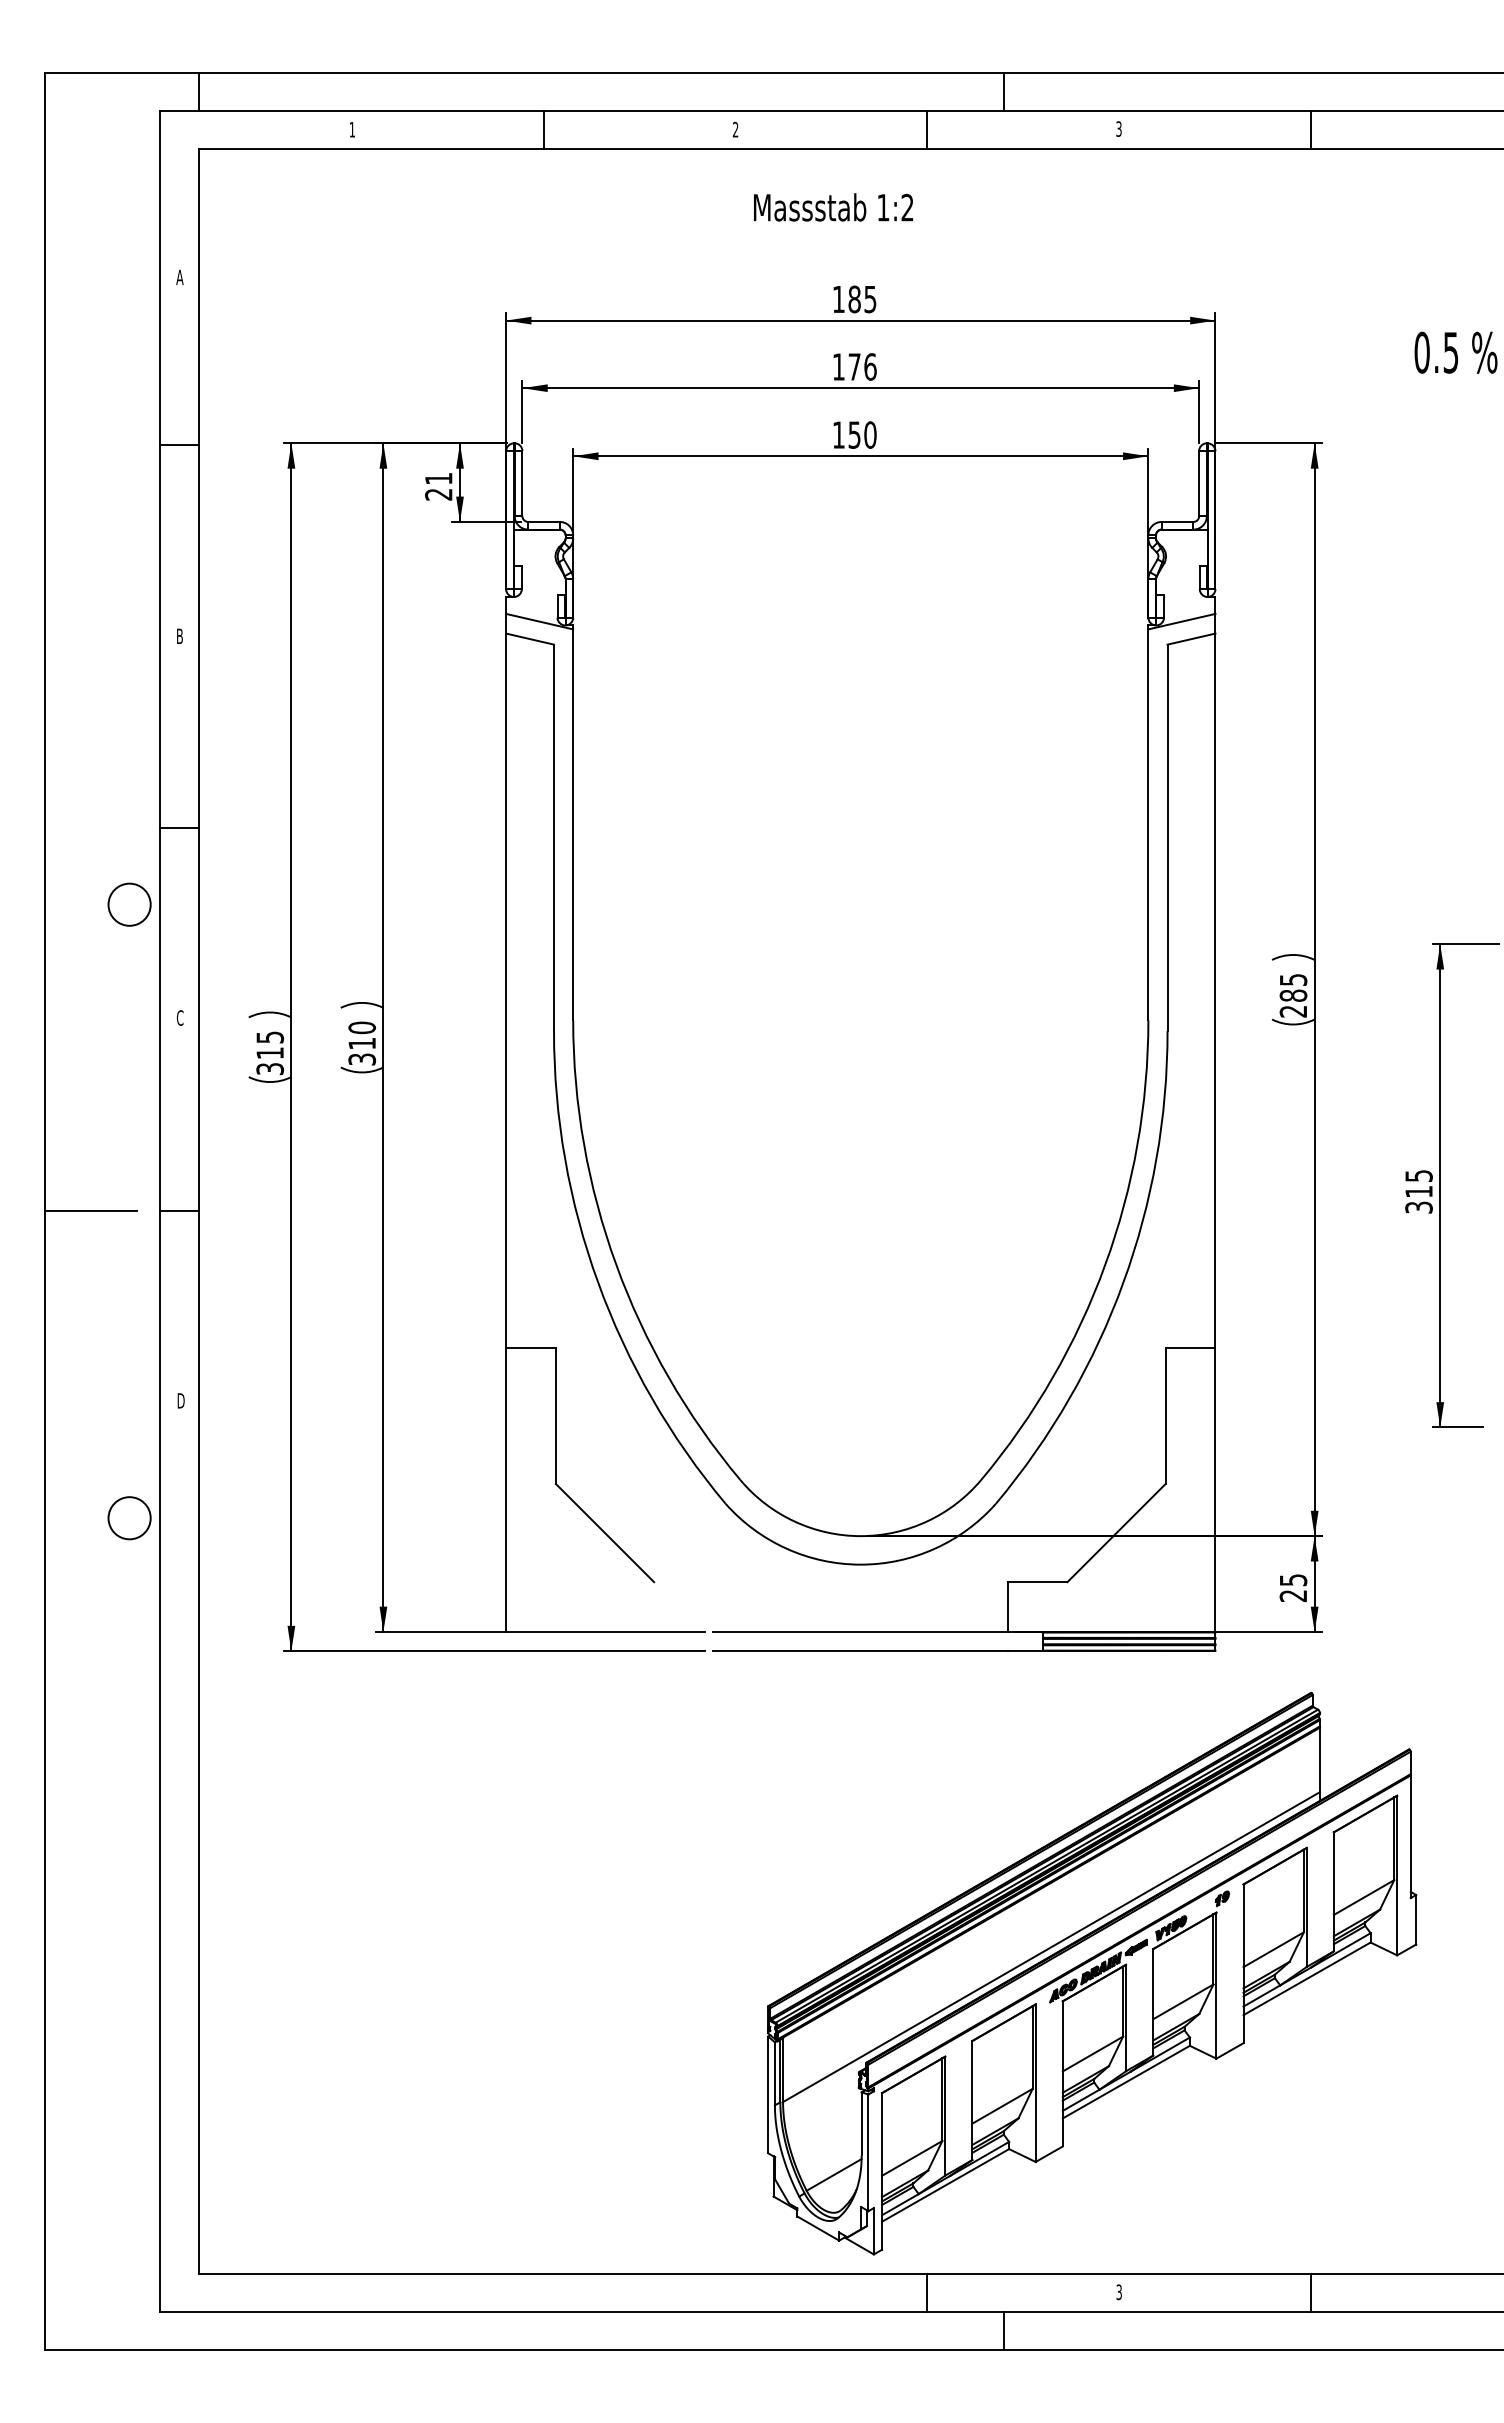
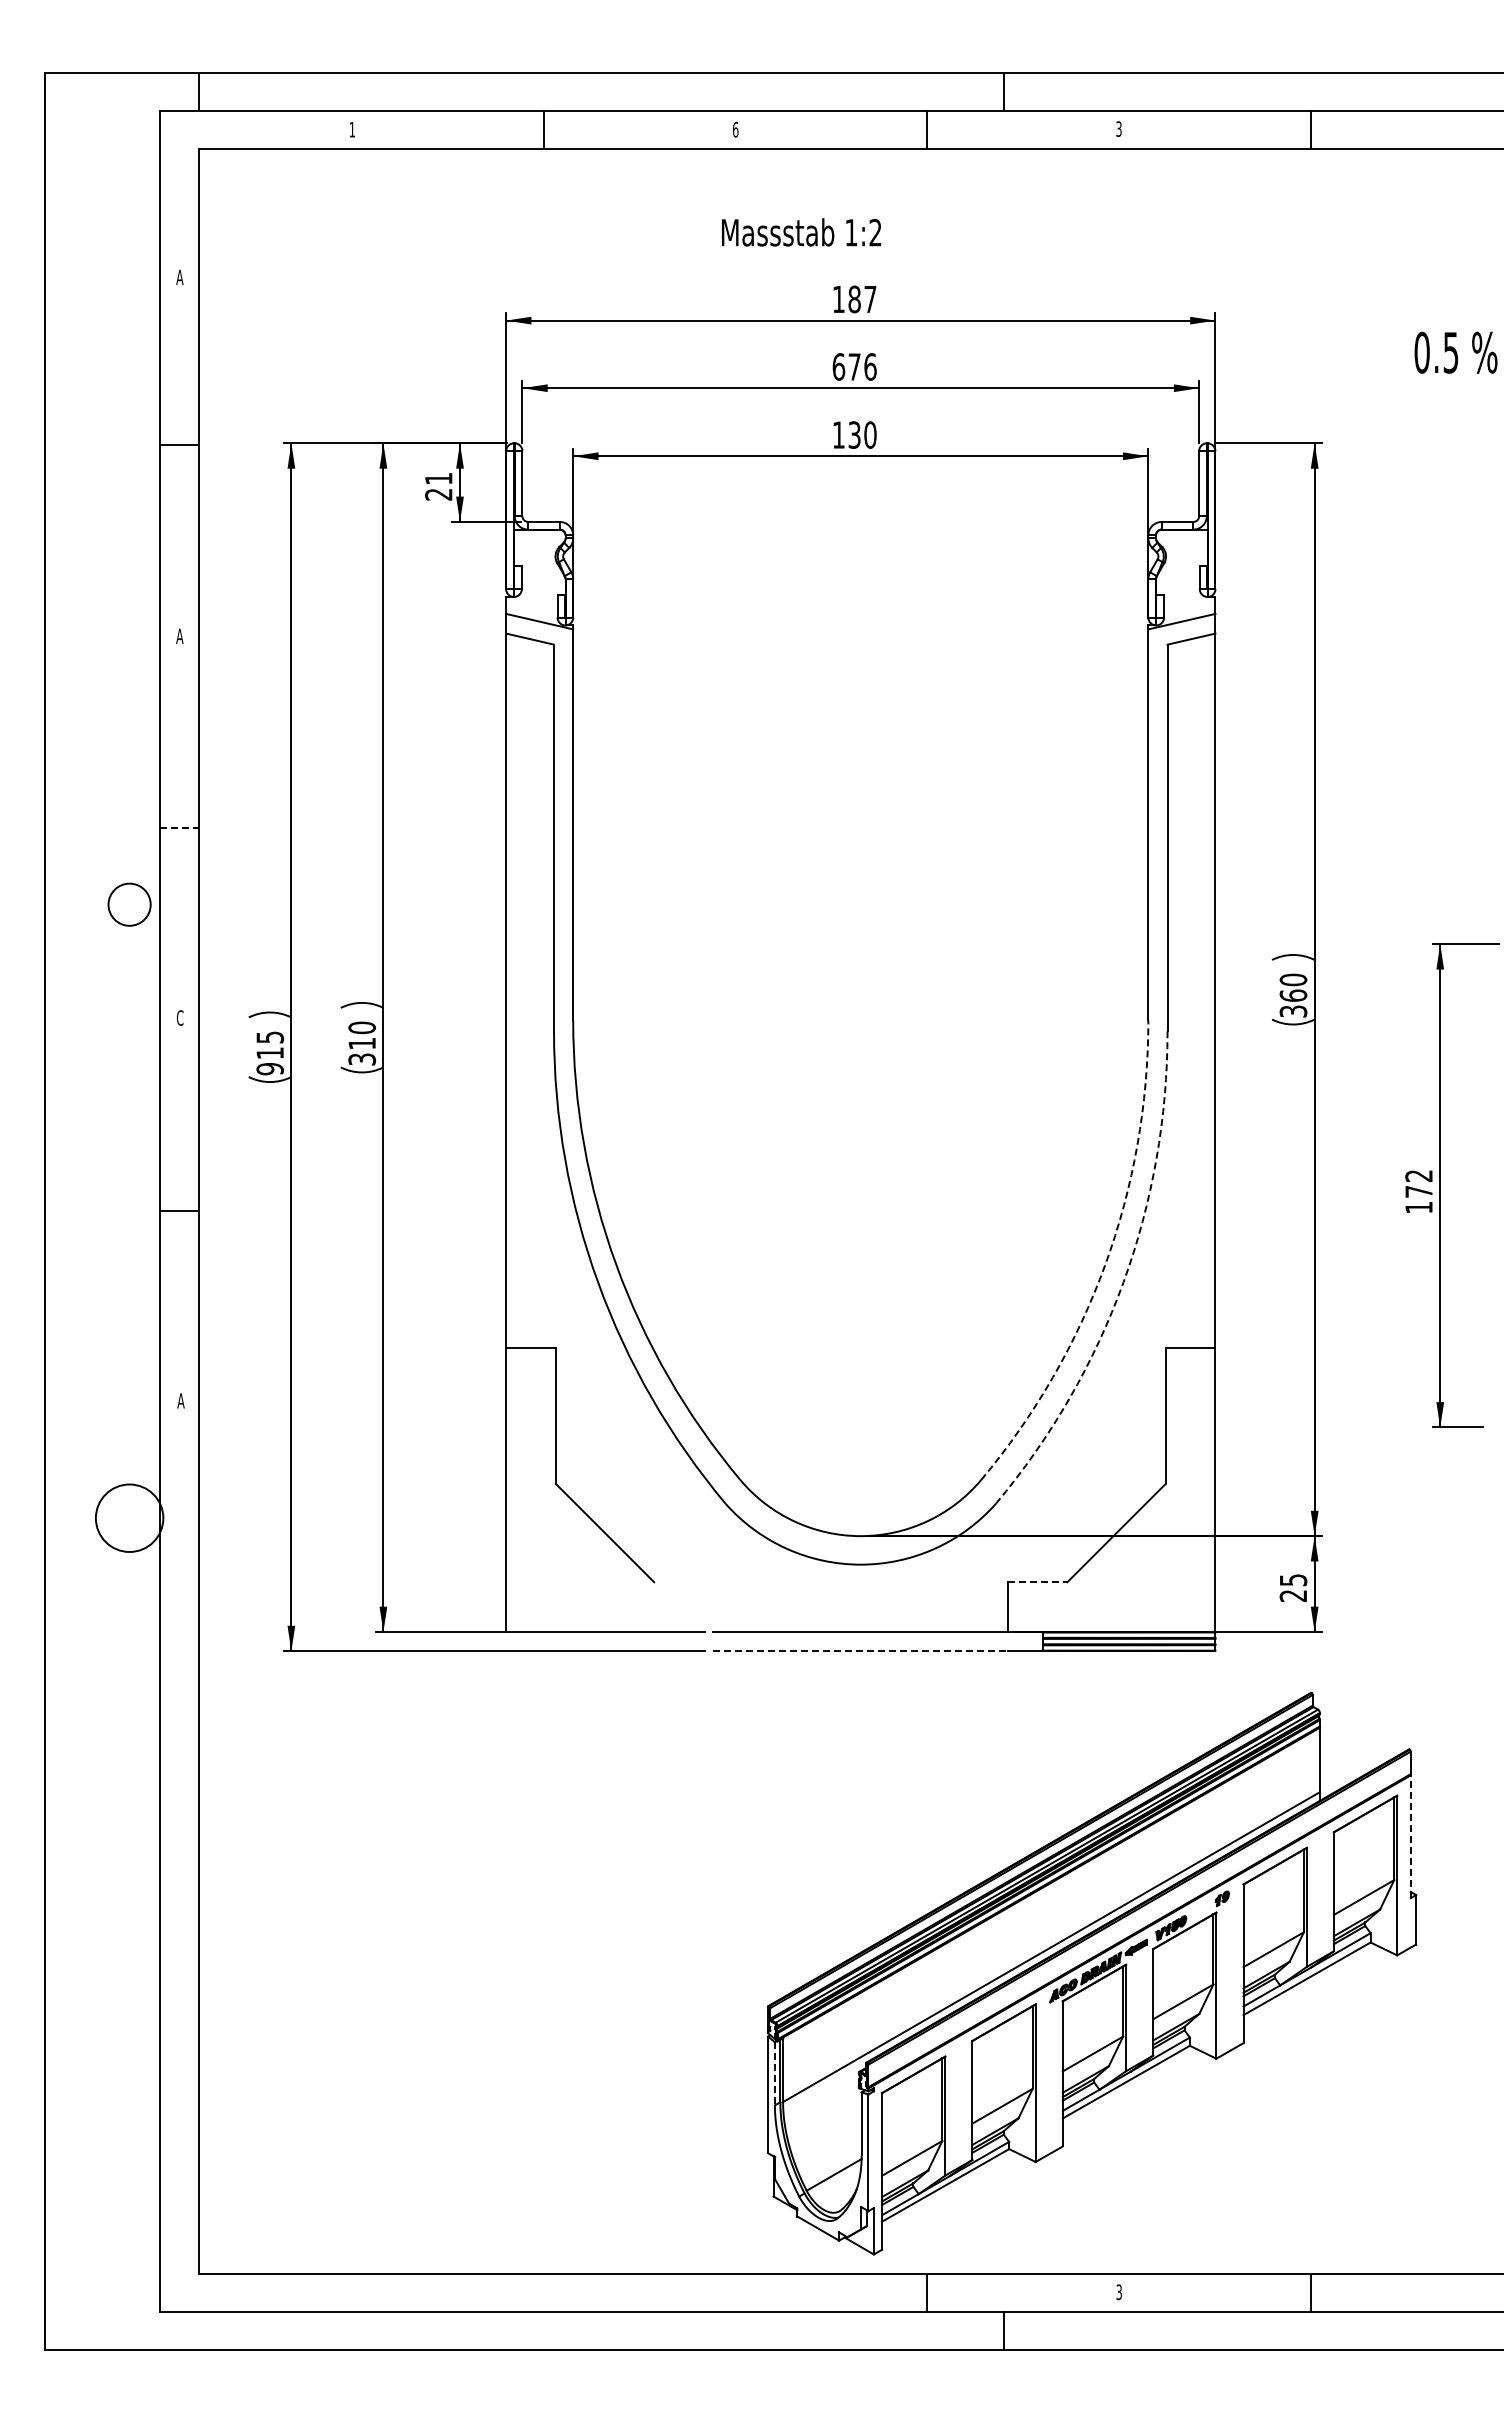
text: 2 -> 6 (735, 129)
text position: (833, 207) -> (801, 232) (801, 232)
text: 185 -> 187 (870, 299)
text: 176 -> 676 (838, 366)
text: 150 -> 130 (854, 434)
text: B -> A (179, 635)
line: solid -> dashed (179, 828)
text: 285 -> 360 (1293, 995)
text: 315 -> 915 (269, 1069)
text: 315 -> 172 (1418, 1191)
line: present -> none (91, 1211)
arc: solid -> dashed (1105, 1264)
arc: solid -> dashed (1123, 1282)
text: D -> A (180, 1400)
circle diameter: 42 px -> 67 px (129, 1517)
line: solid -> dashed (1037, 1582)
line: solid -> dashed (860, 1651)
line: solid -> dashed (1410, 1836)
line: solid -> dashed (774, 2073)
